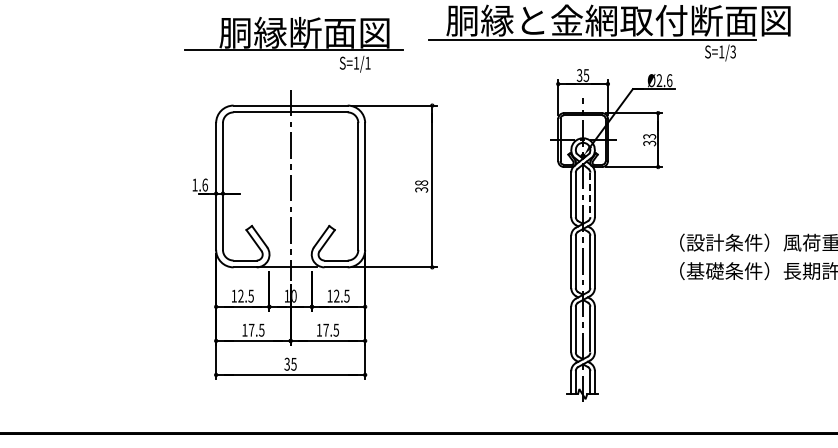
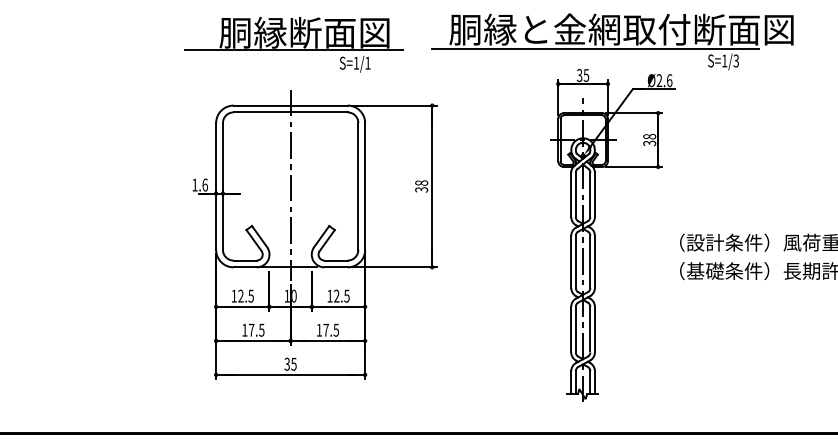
part position: (609, 32) -> (612, 41) (612, 41)
text: 33 -> 38 (649, 136)
line: dashed -> solid (590, 195)
